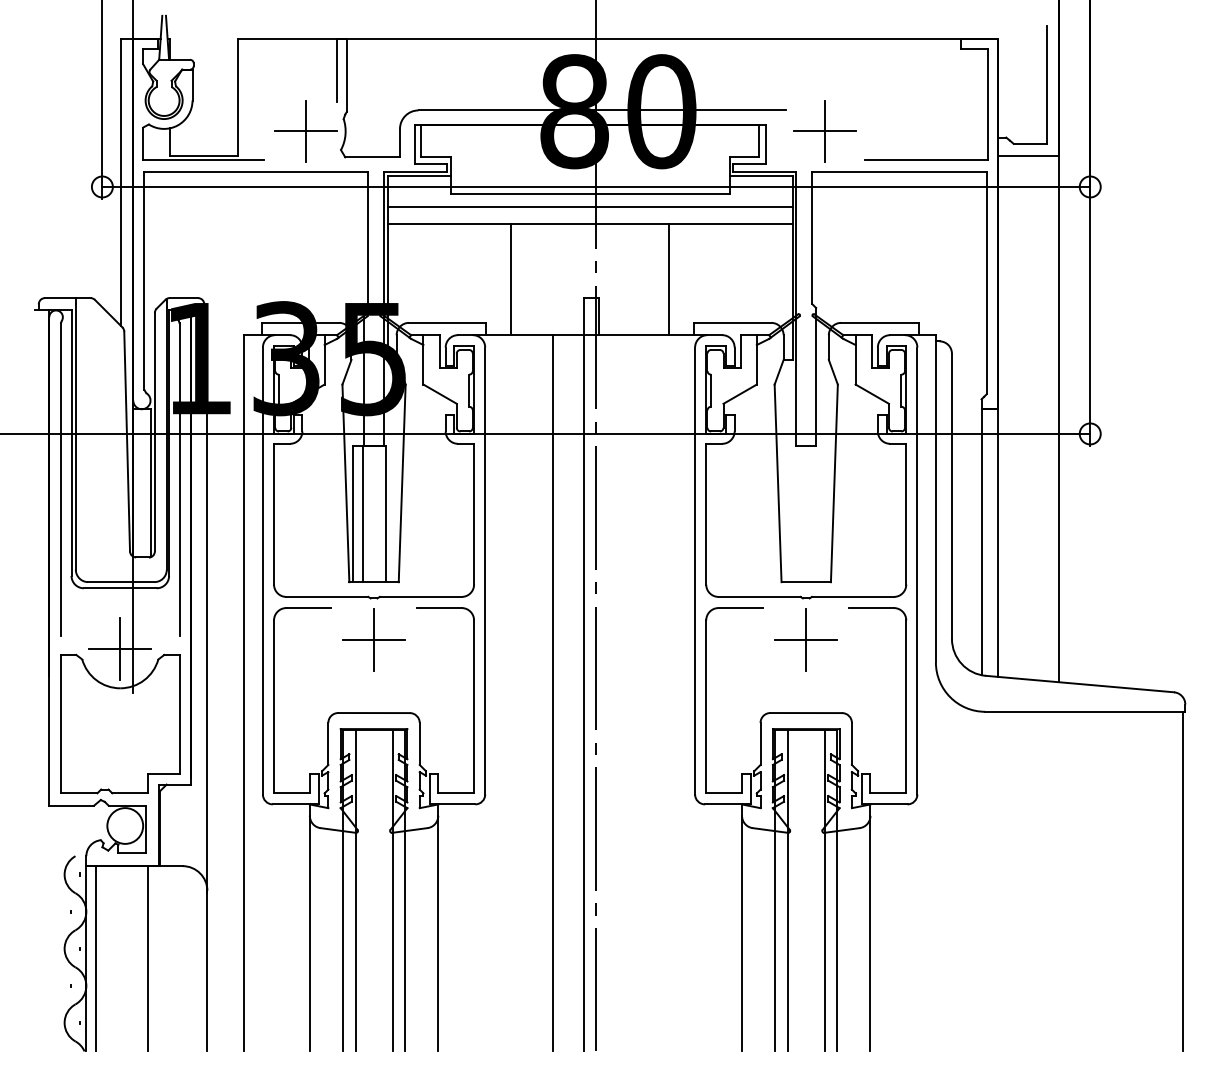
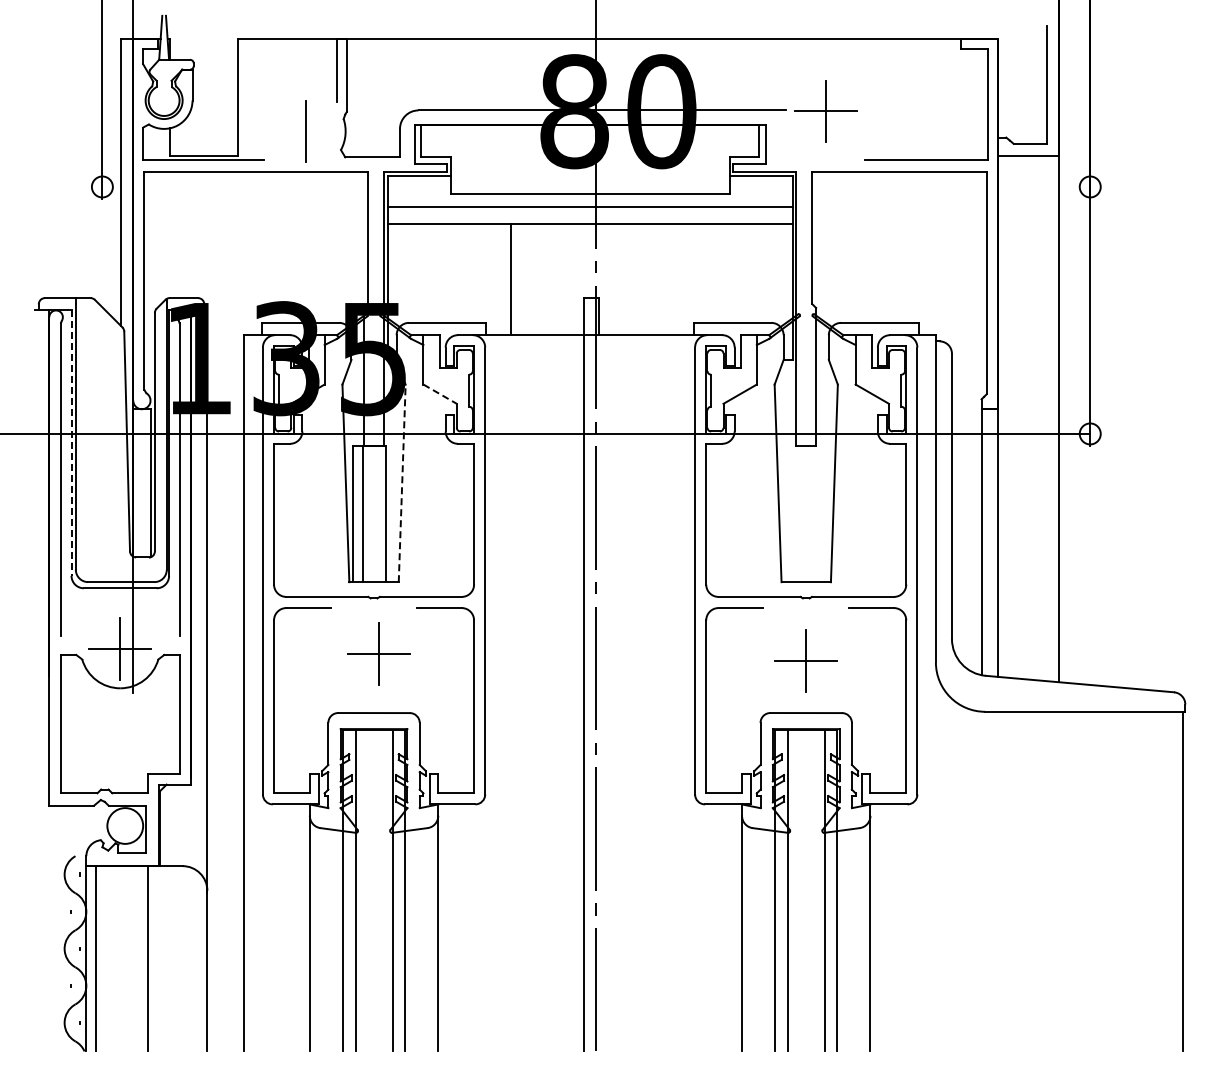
line: present -> none (306, 131)
part position: (824, 131) -> (825, 111) (825, 111)
line: present -> none (596, 186)
line: present -> none (669, 279)
line: solid -> dashed (440, 394)
line: solid -> dashed (71, 443)
line: solid -> dashed (402, 483)
part position: (373, 639) -> (378, 653) (378, 653)
part position: (805, 639) -> (805, 660) (805, 660)
line: present -> none (553, 693)
